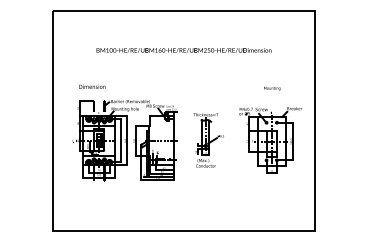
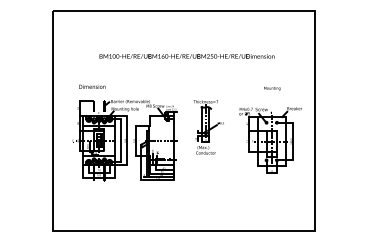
text position: (183, 50) -> (186, 56) (186, 56)
part position: (208, 140) -> (208, 127) (208, 127)
